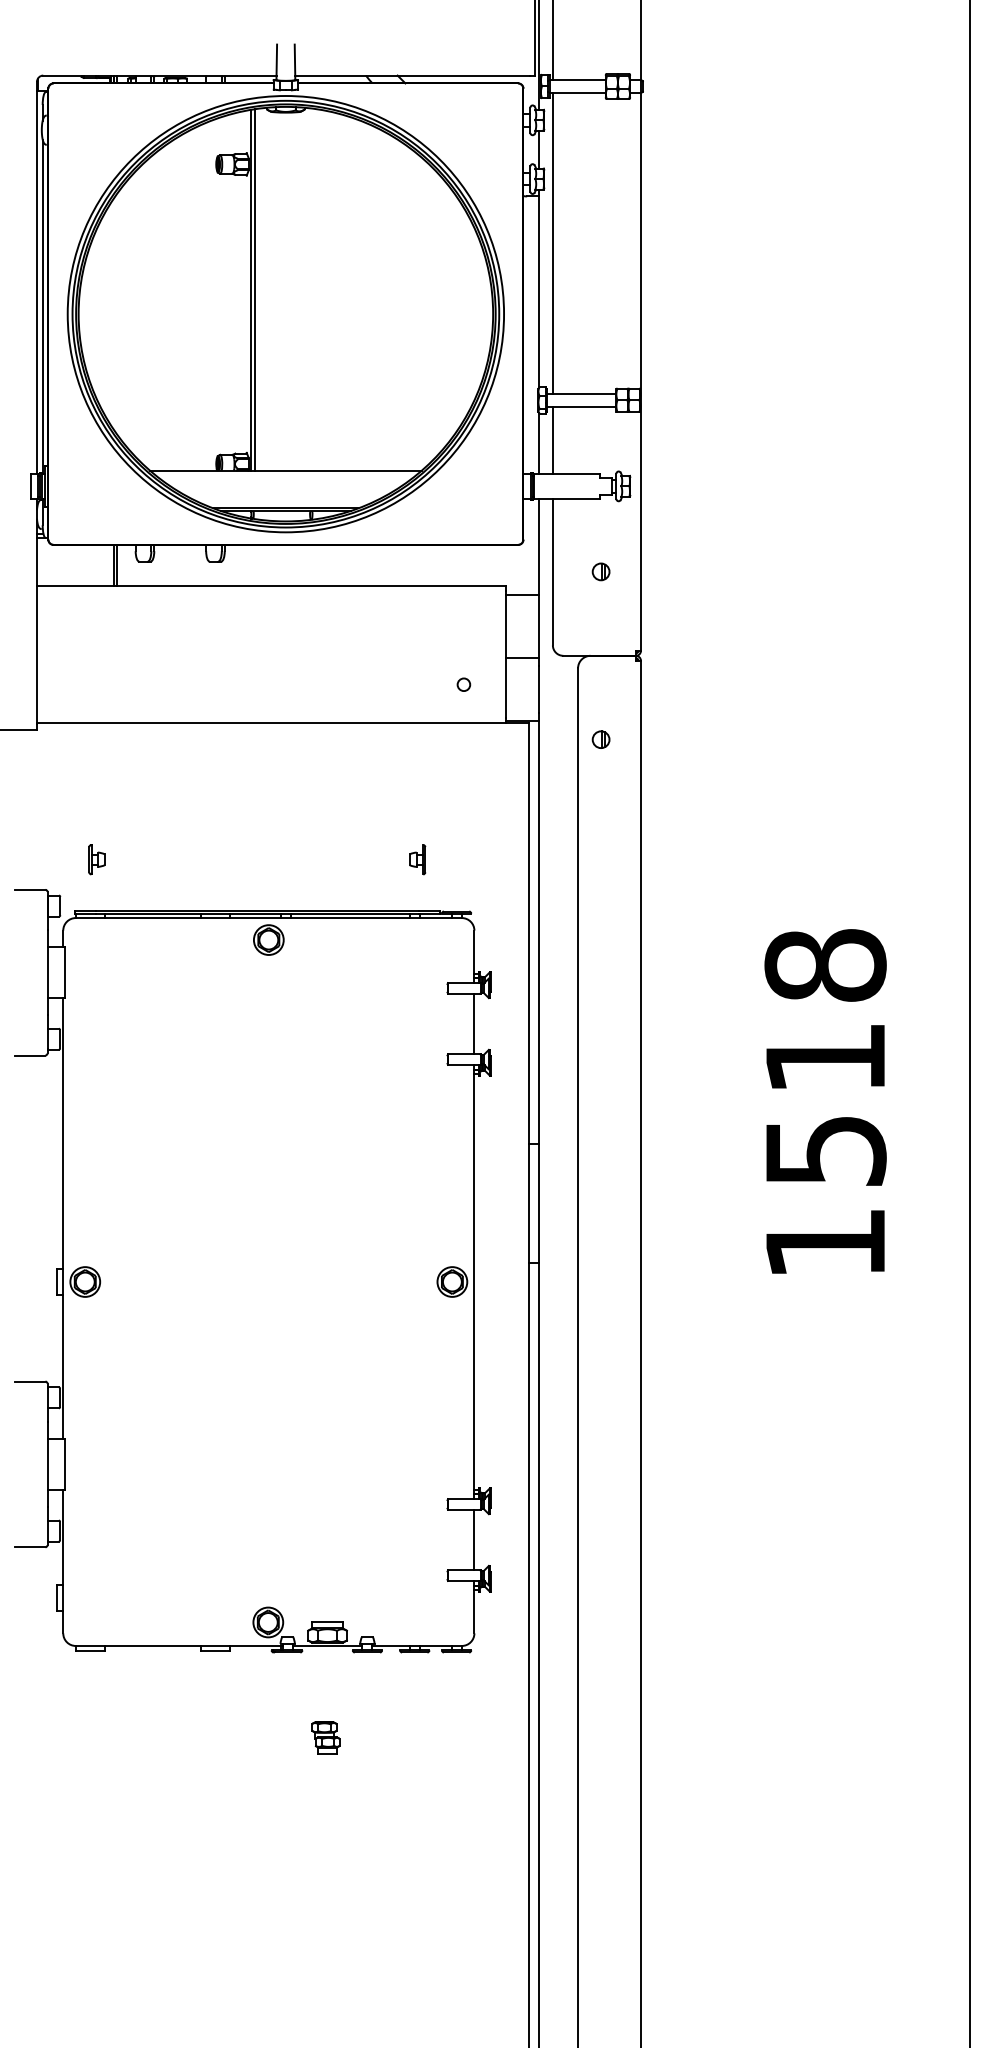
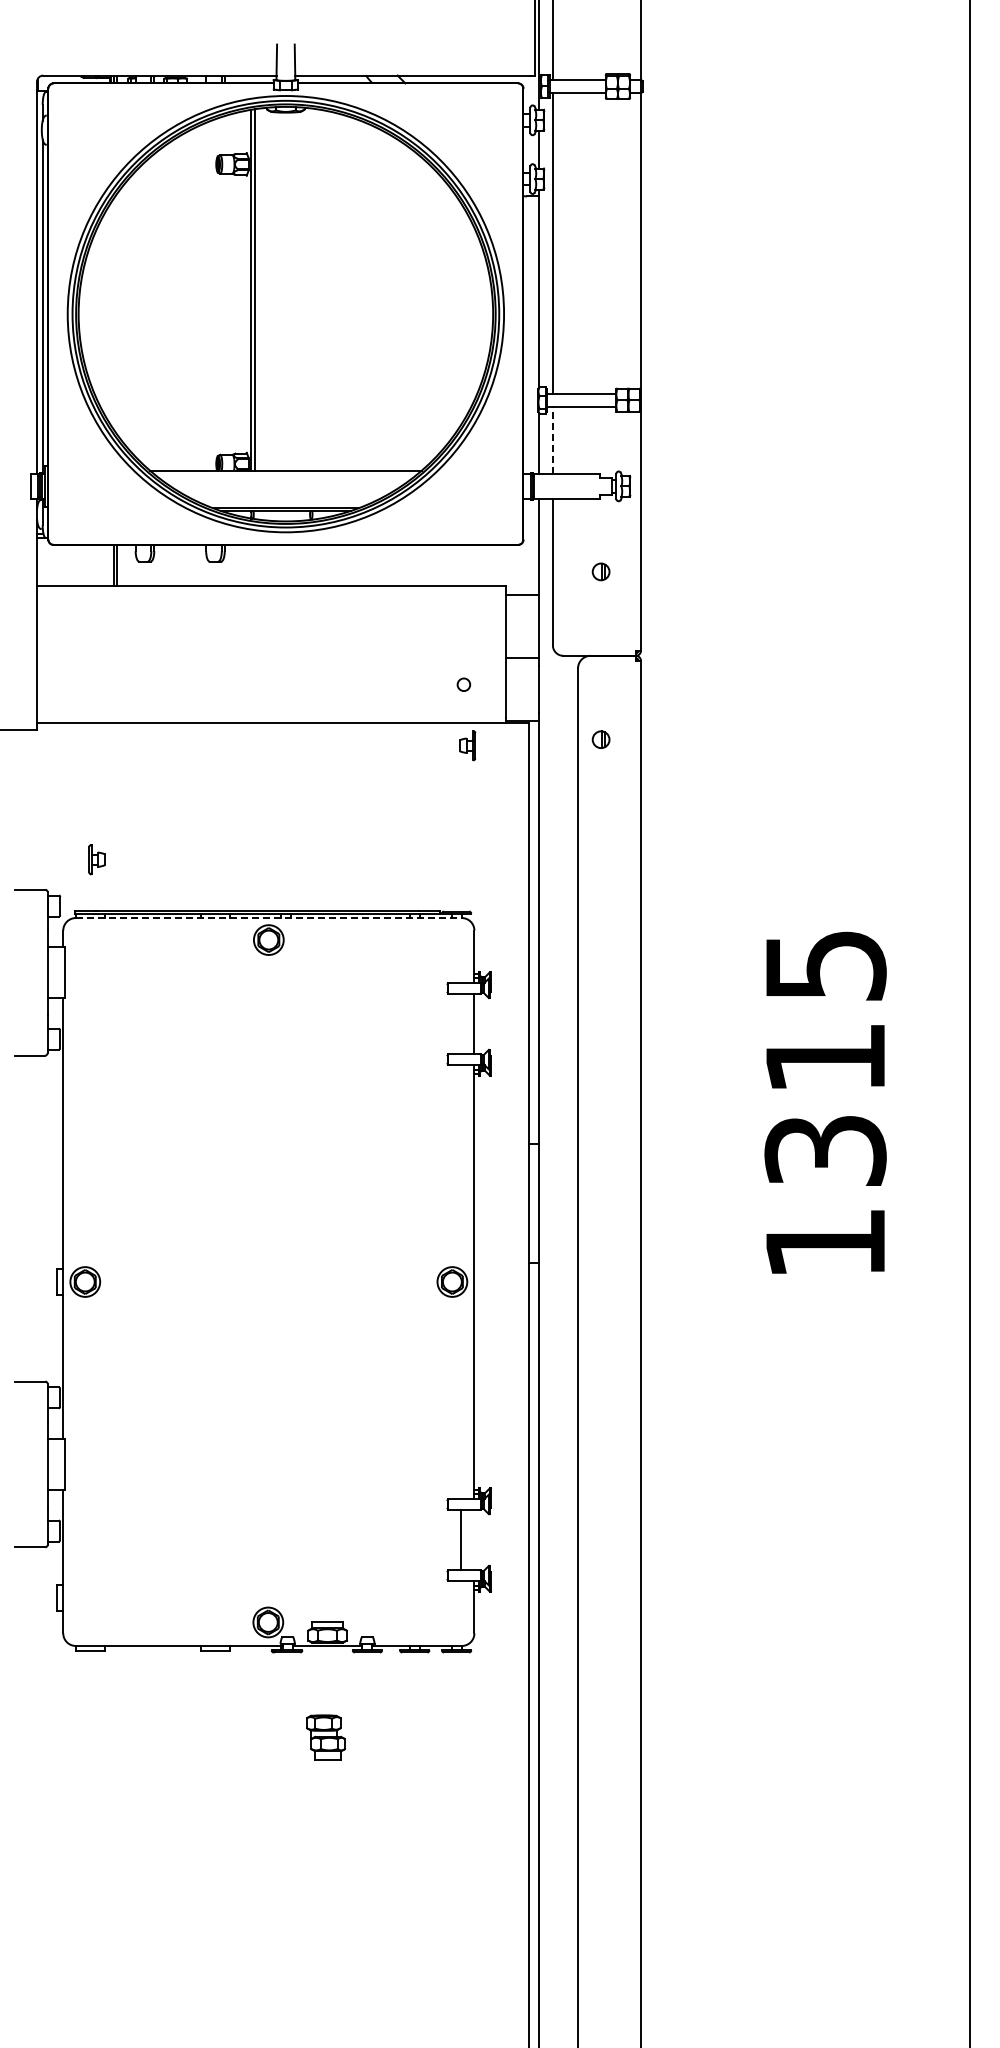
line: solid -> dashed (552, 439)
part position: (417, 859) -> (467, 745) (467, 745)
line: solid -> dashed (268, 918)
text: 1518 -> 1315 (825, 1057)
line position: (474, 1539) -> (461, 1539) (461, 1539)
part size: 30x34 px -> 40x47 px (325, 1737)
